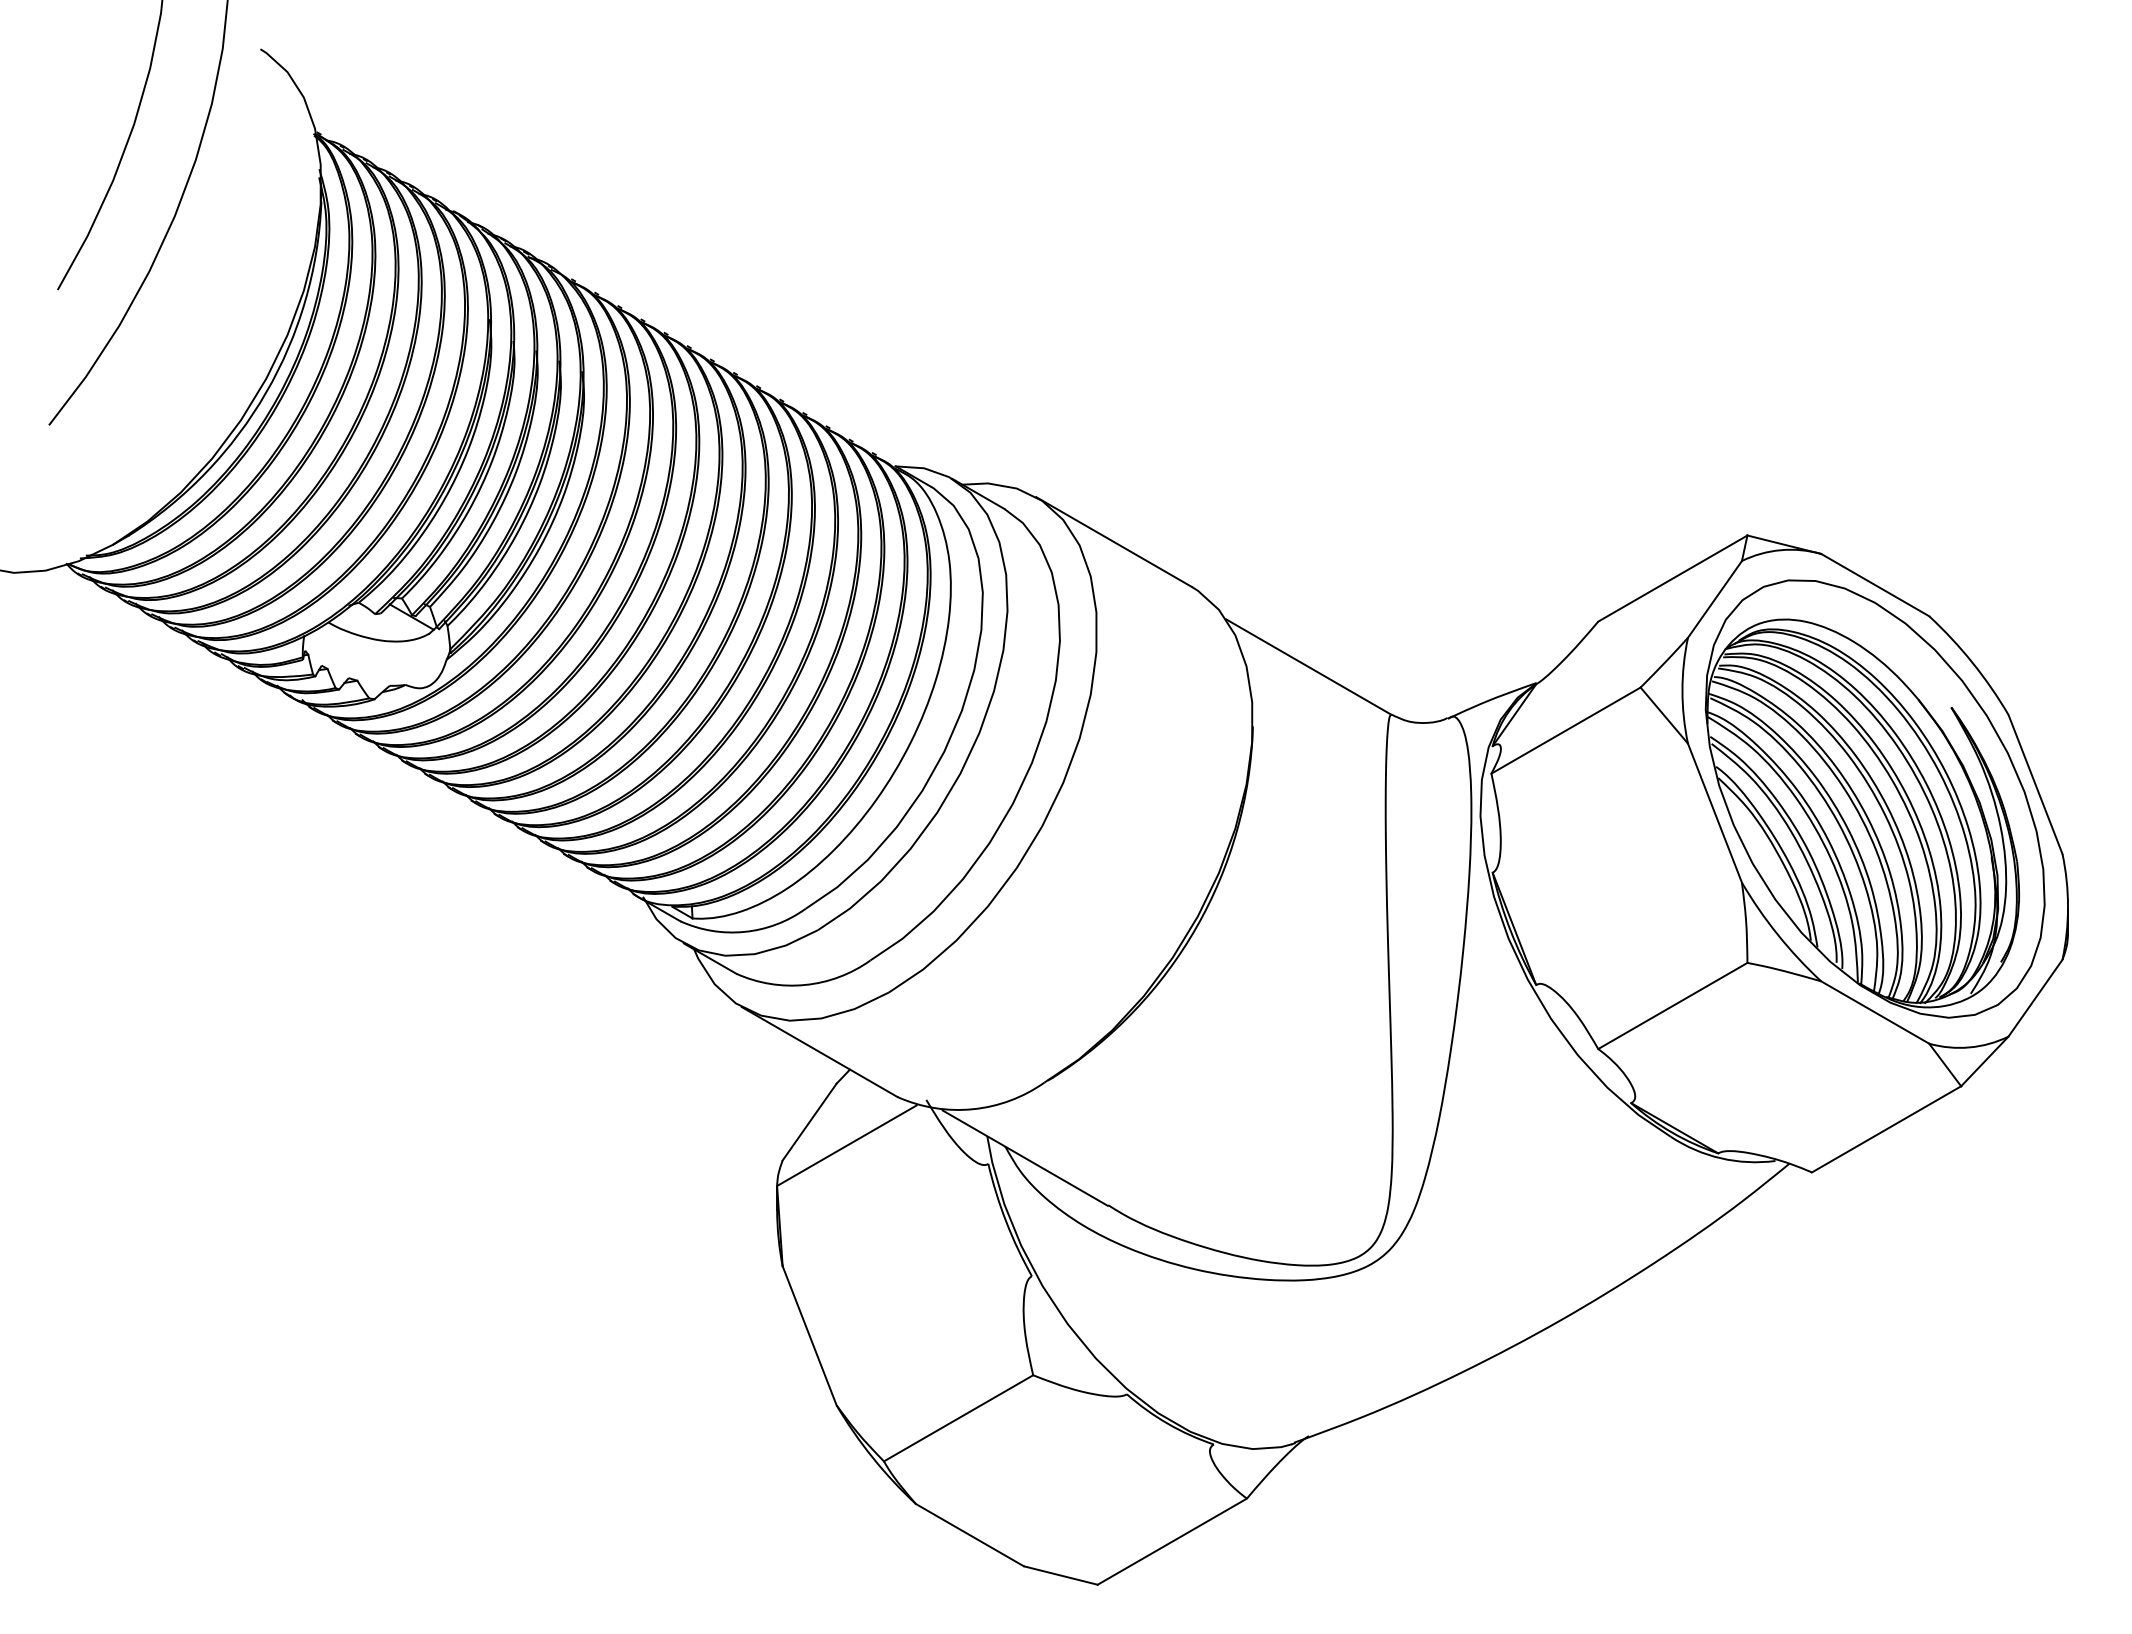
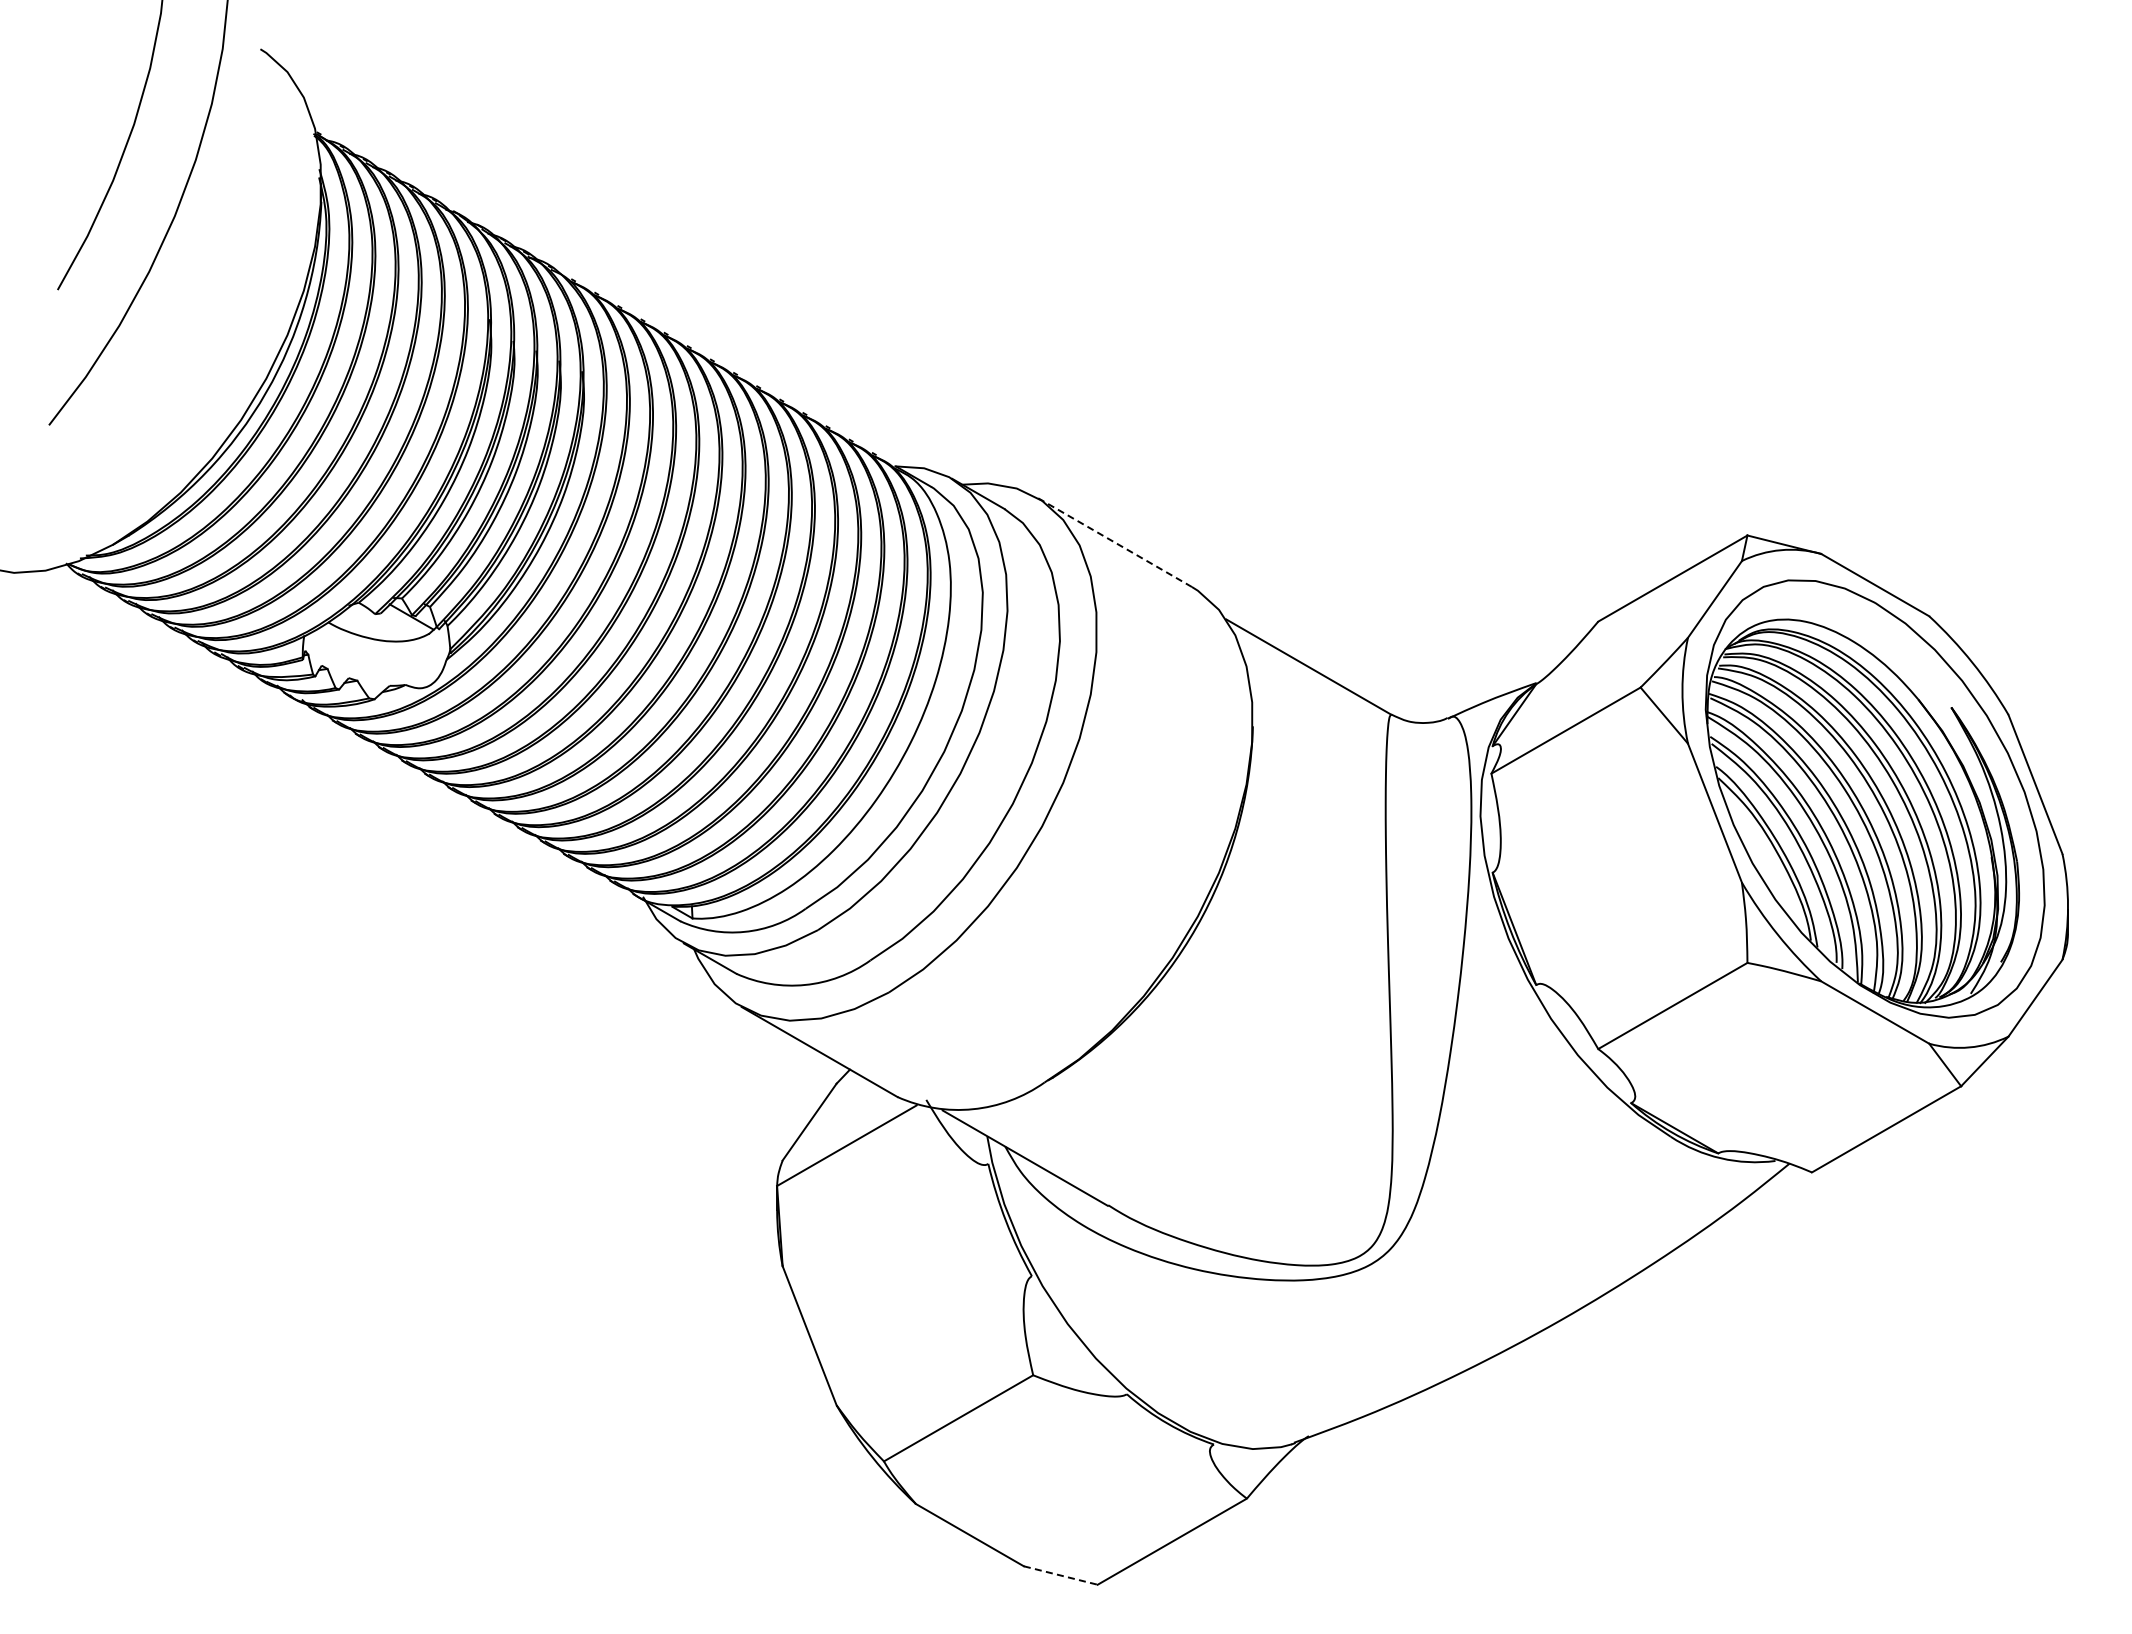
line: solid -> dashed (1114, 542)
line: solid -> dashed (1061, 1575)
